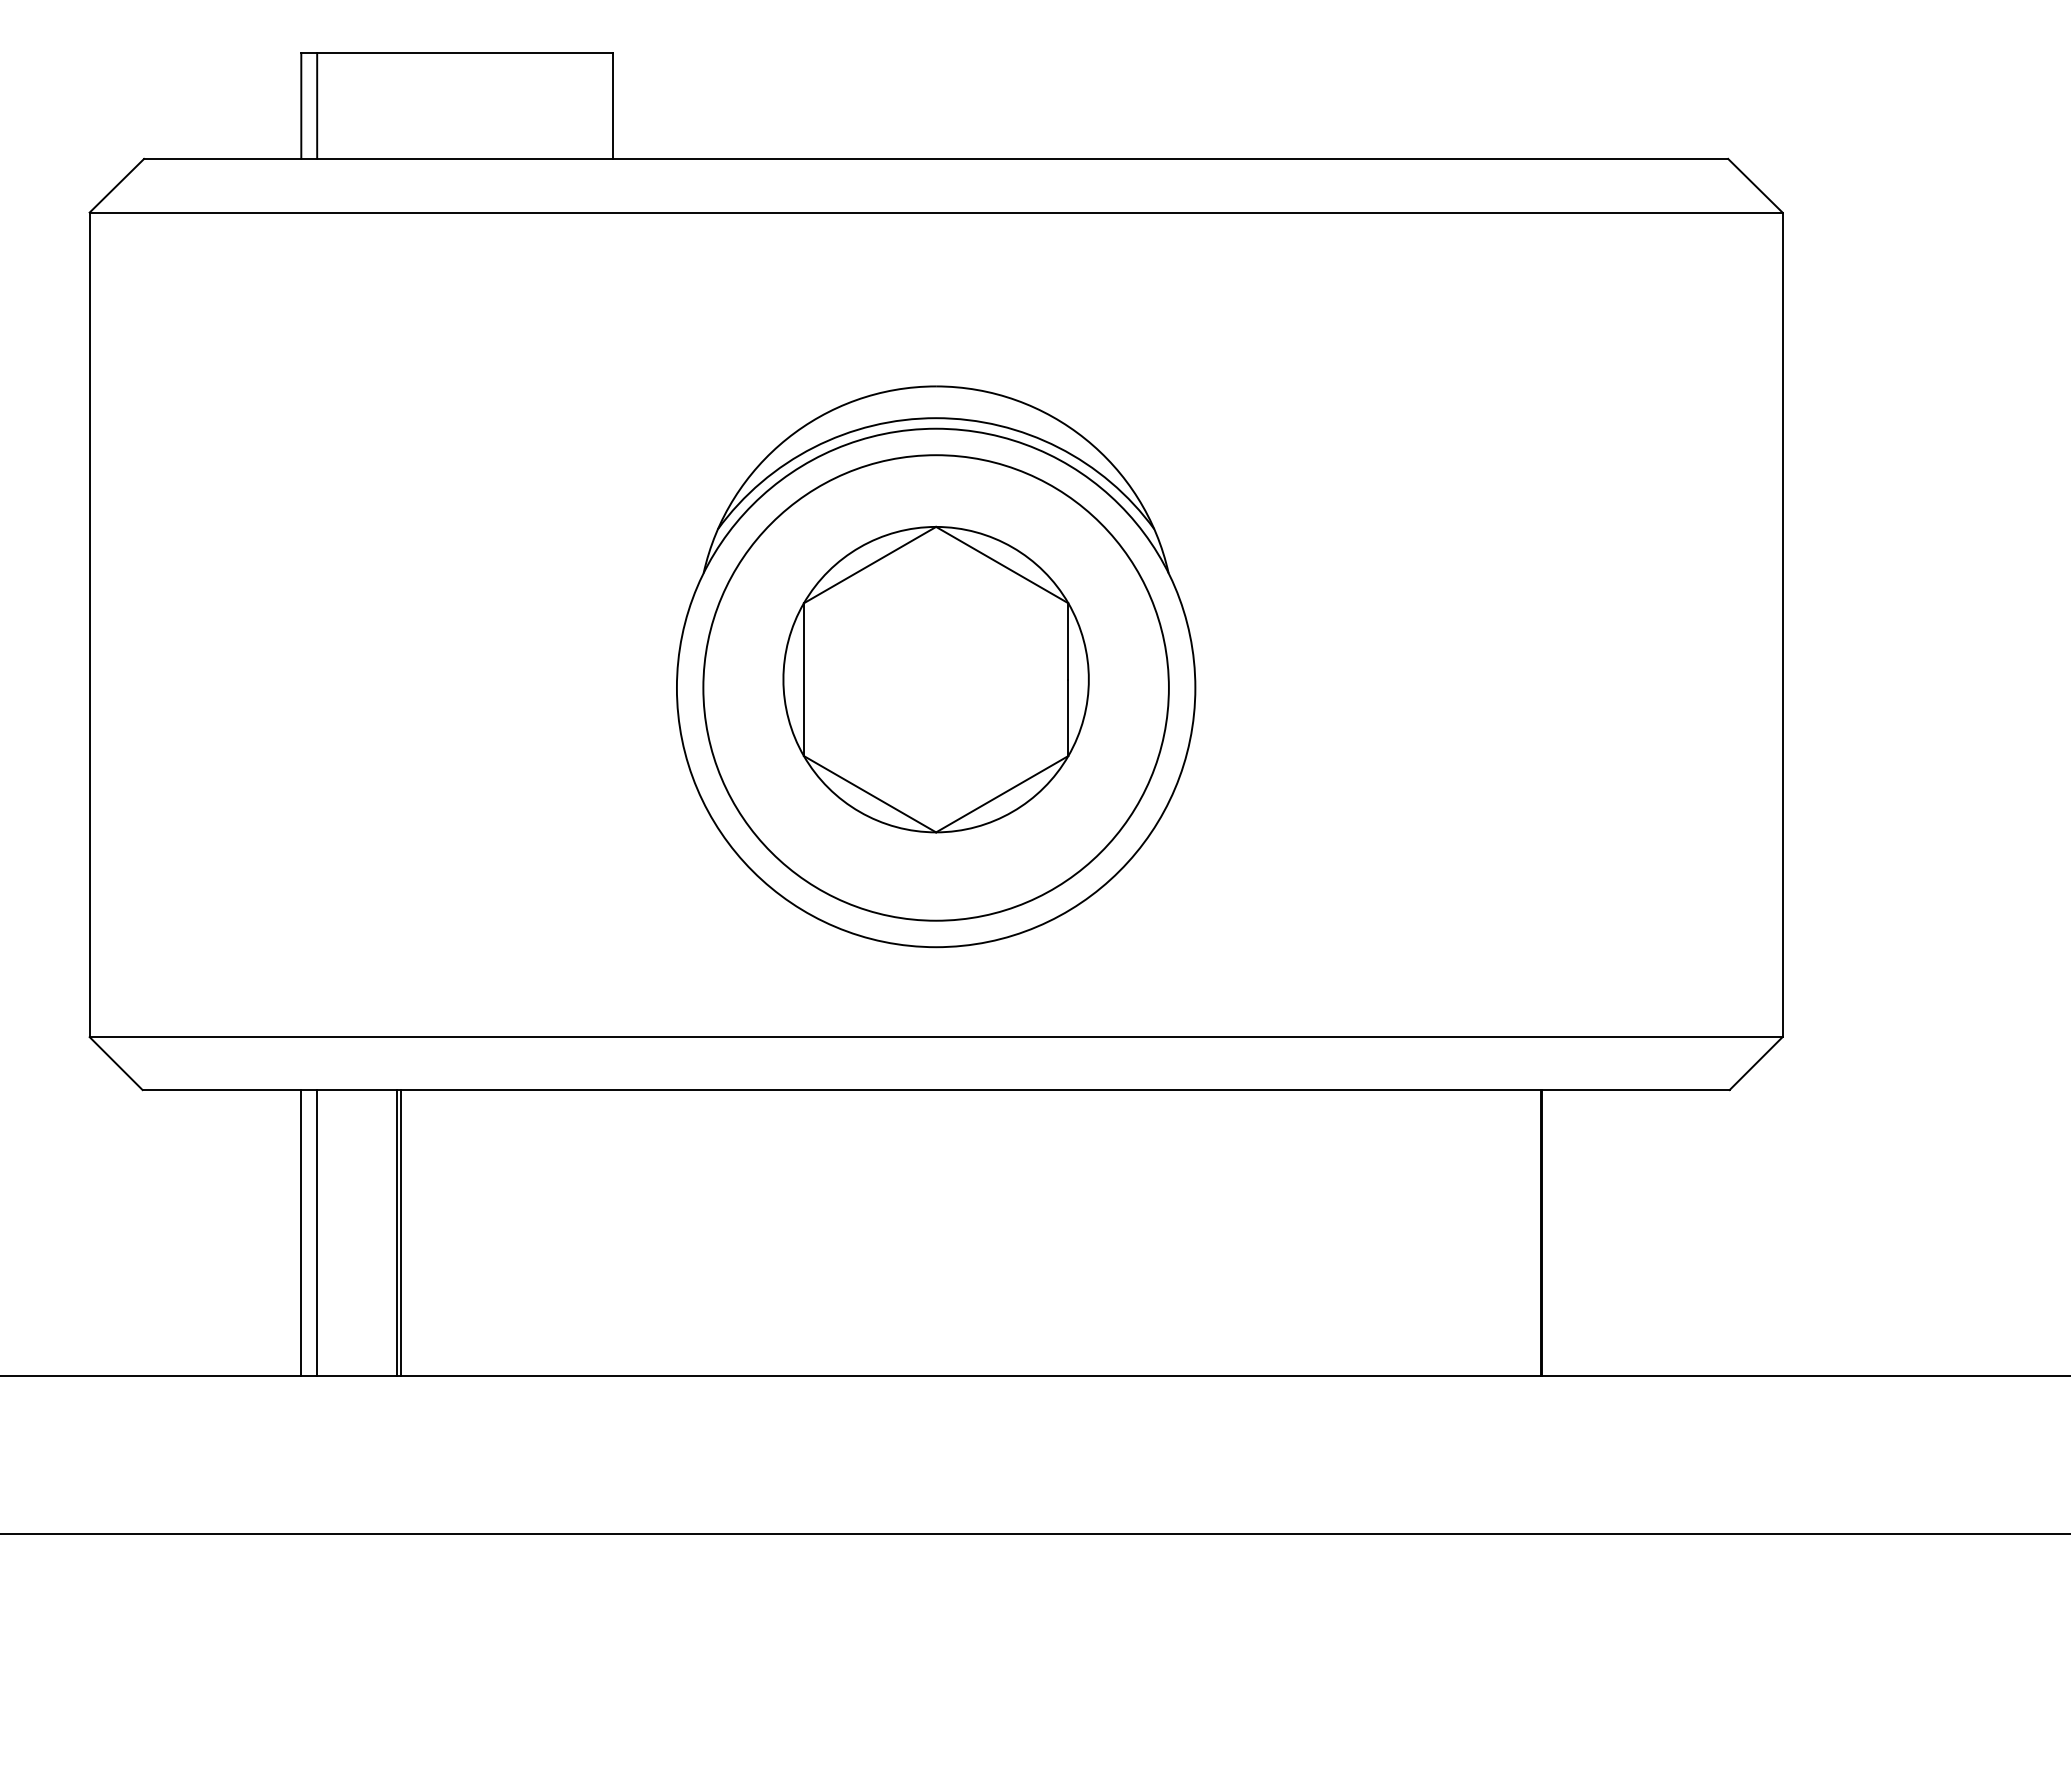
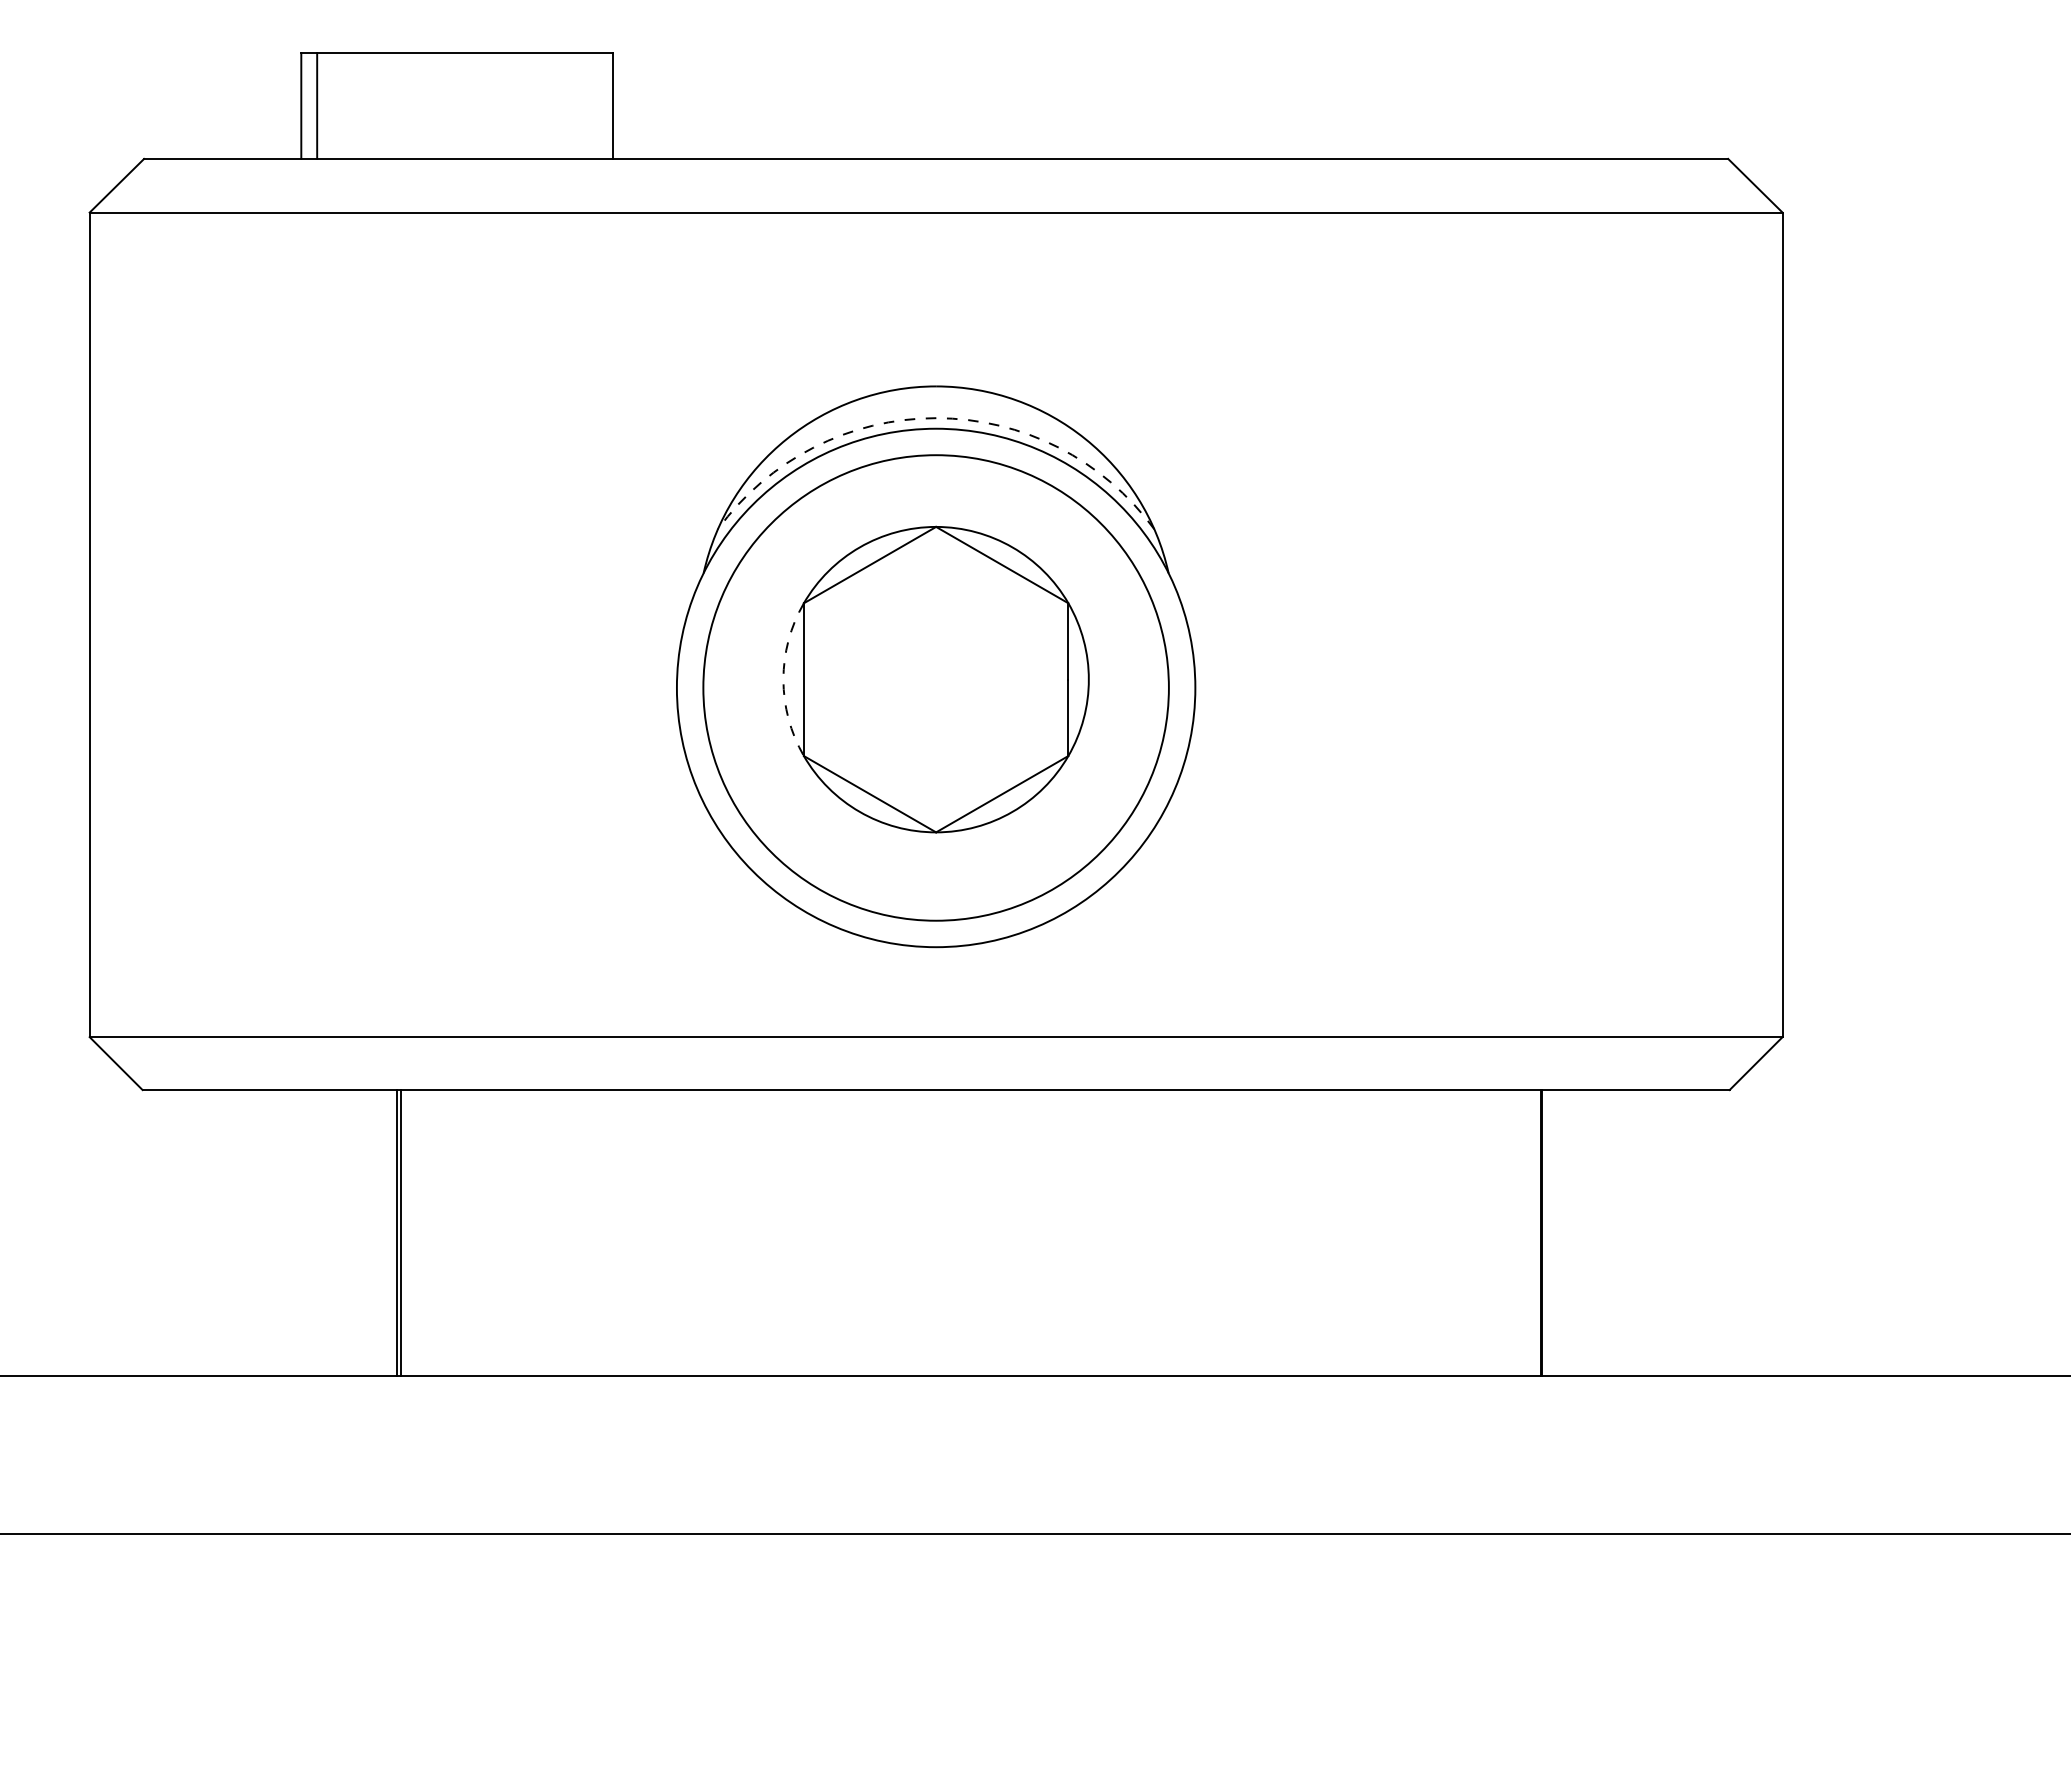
arc: solid -> dashed (936, 418)
arc: solid -> dashed (783, 679)
line: present -> none (301, 1232)
line: present -> none (317, 1232)
